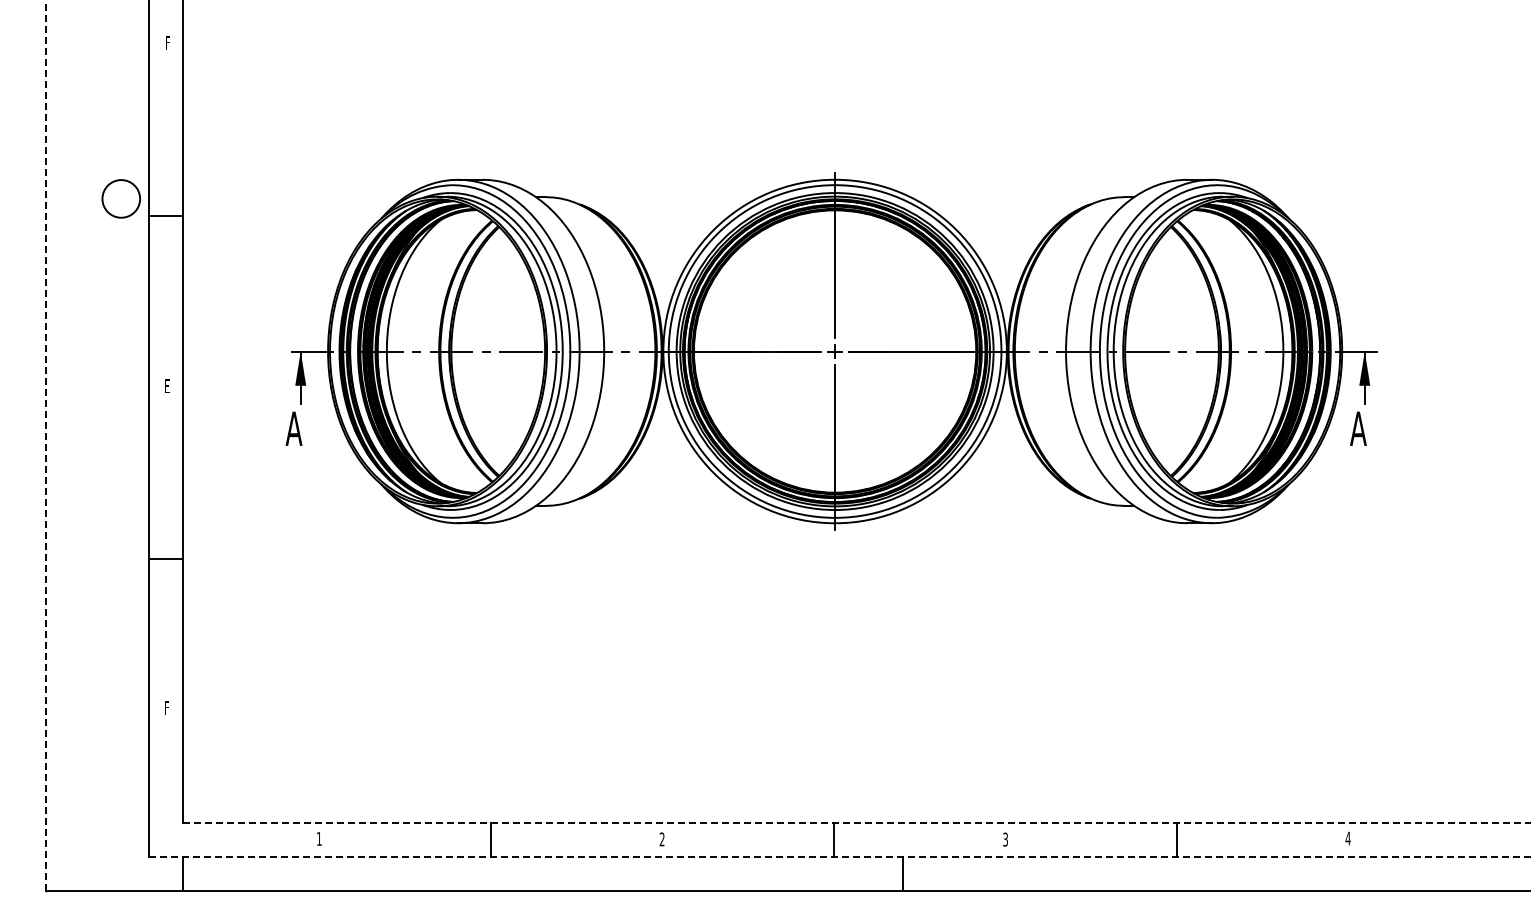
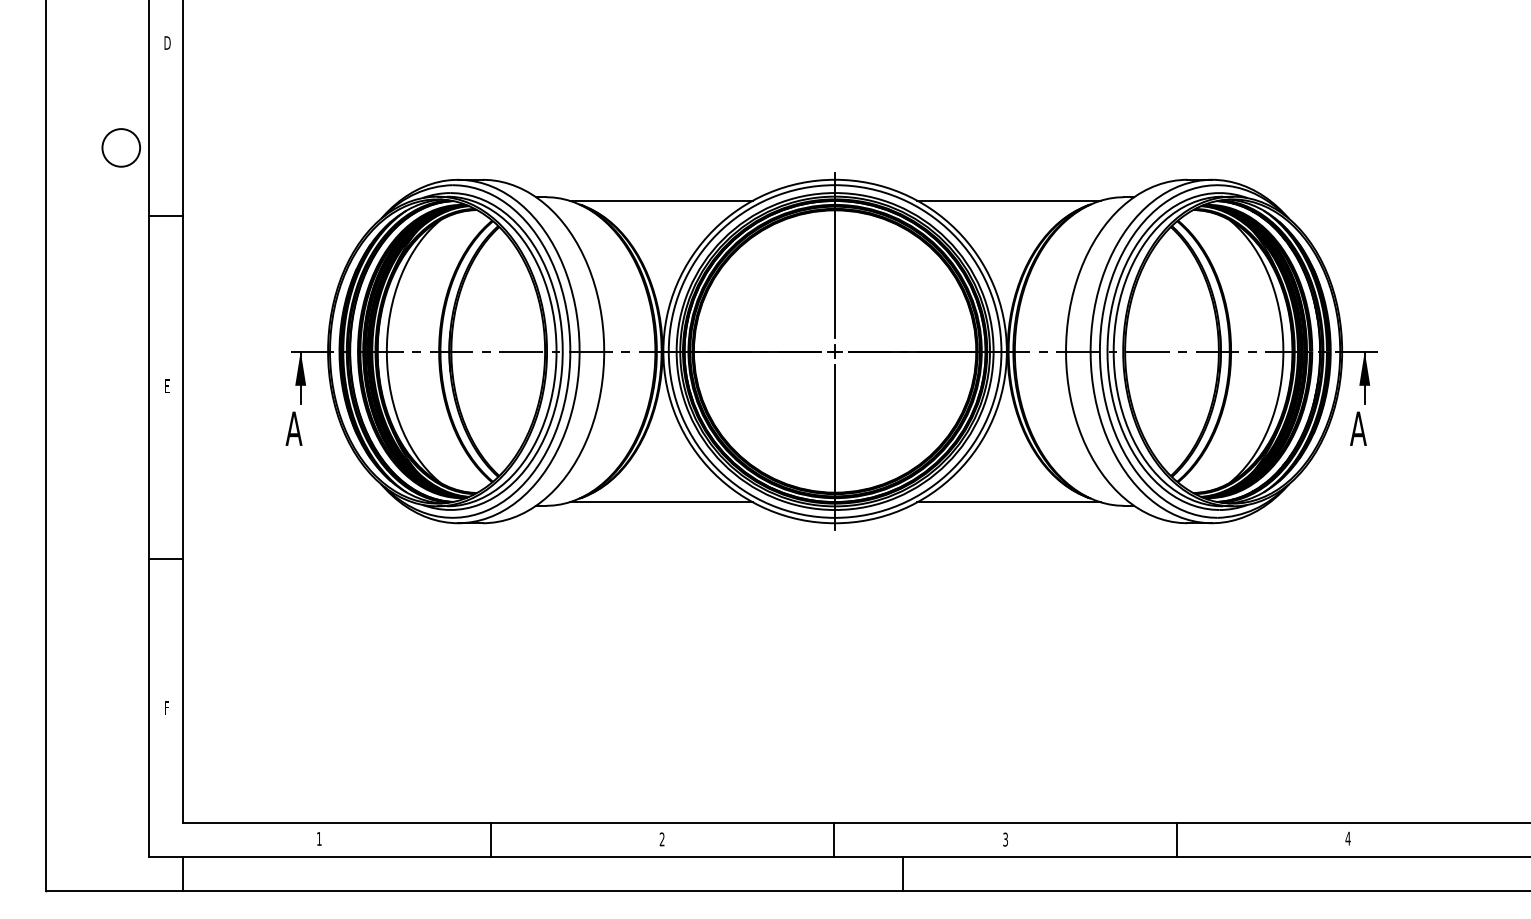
text: F -> D (167, 42)
circle position: (120, 198) -> (120, 147) (120, 147)
line: none -> present (660, 200)
line: none -> present (1008, 200)
line: dashed -> solid (45, 445)
line: none -> present (660, 502)
line: none -> present (1008, 502)
line: dashed -> solid (856, 822)
line: dashed -> solid (839, 857)
